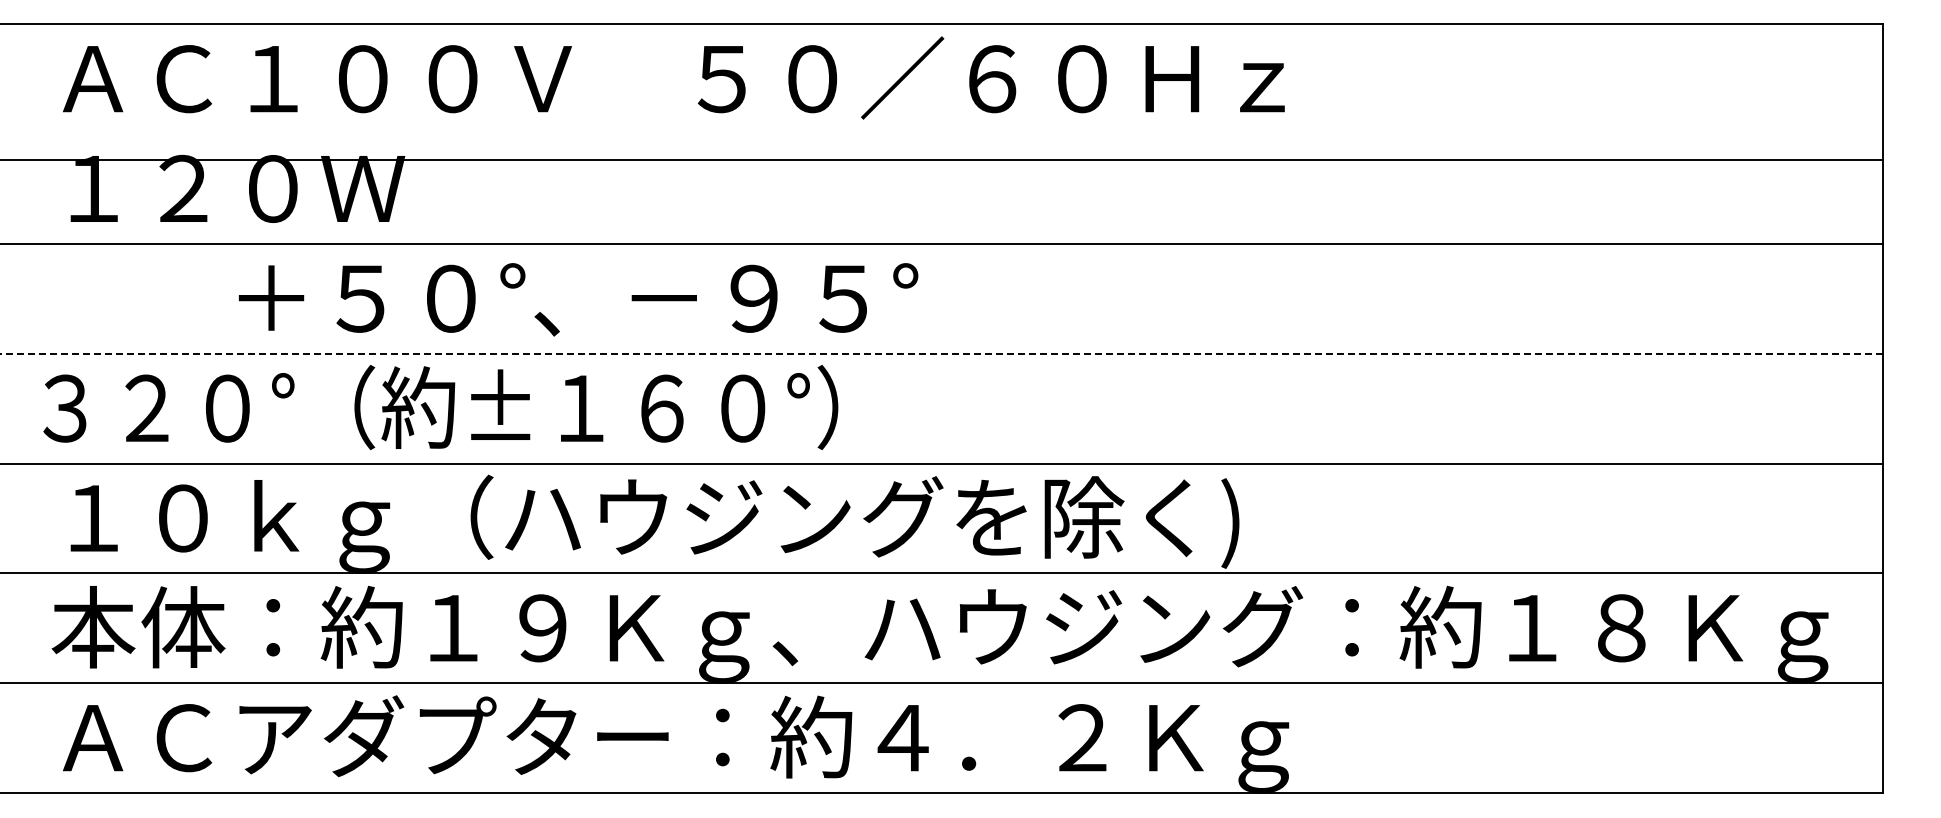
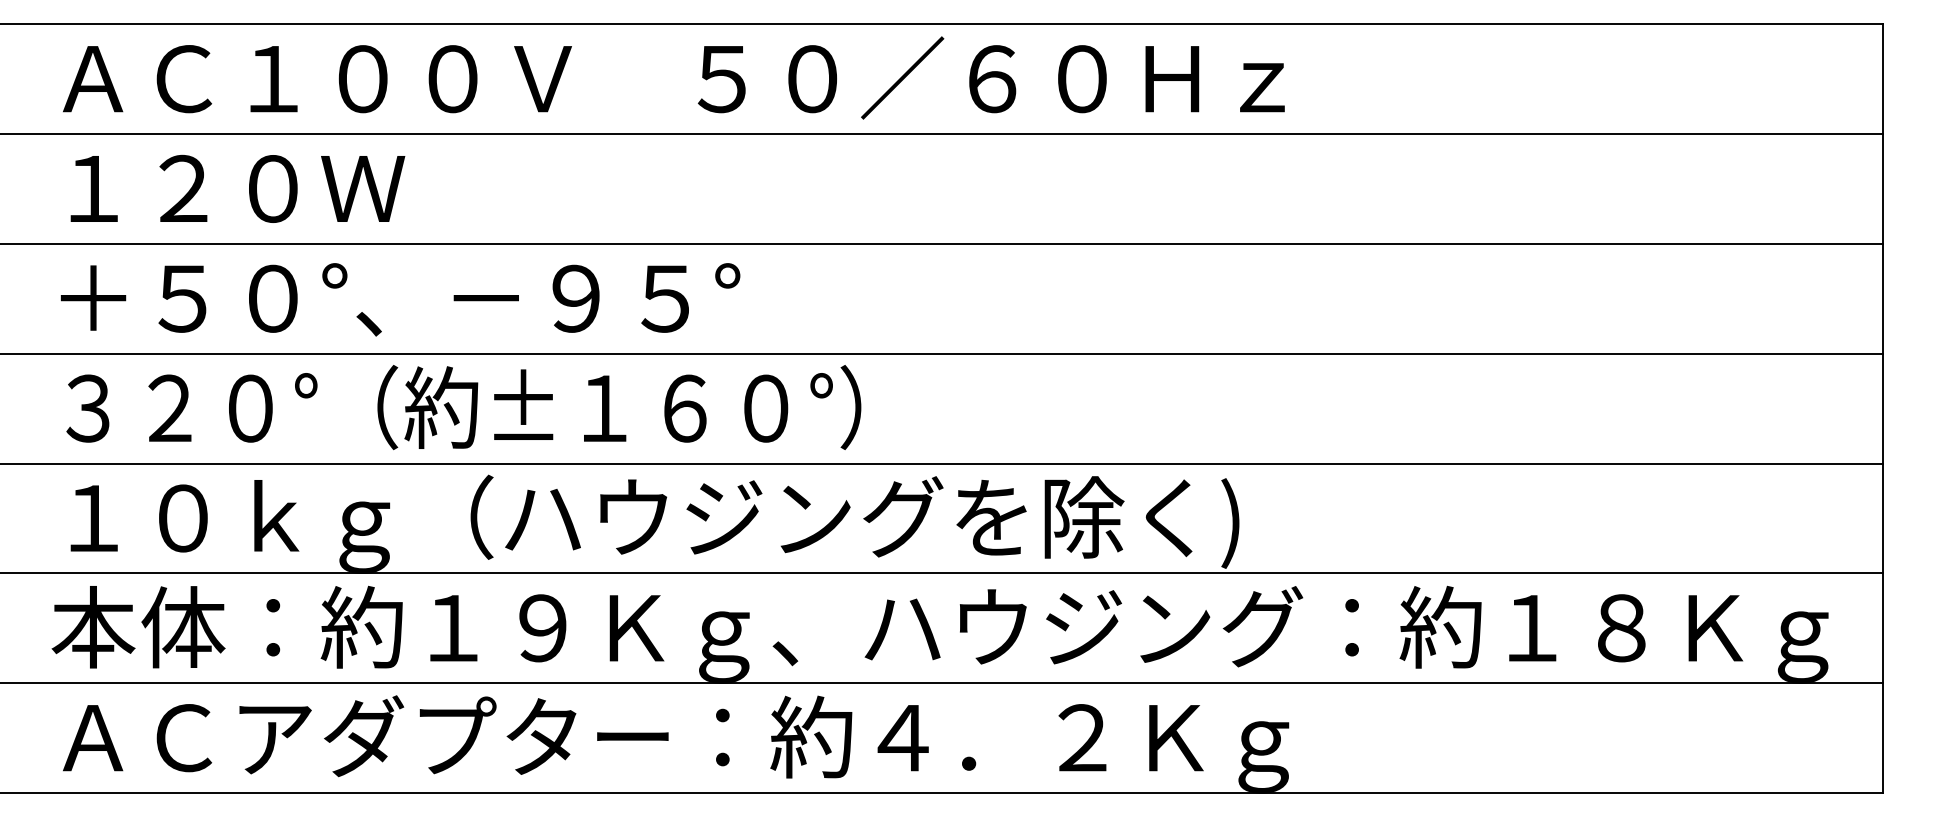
line position: (942, 160) -> (942, 134) (942, 134)
text position: (578, 299) -> (400, 299) (400, 299)
line: dashed -> solid (941, 353)
text position: (440, 407) -> (463, 407) (463, 407)
